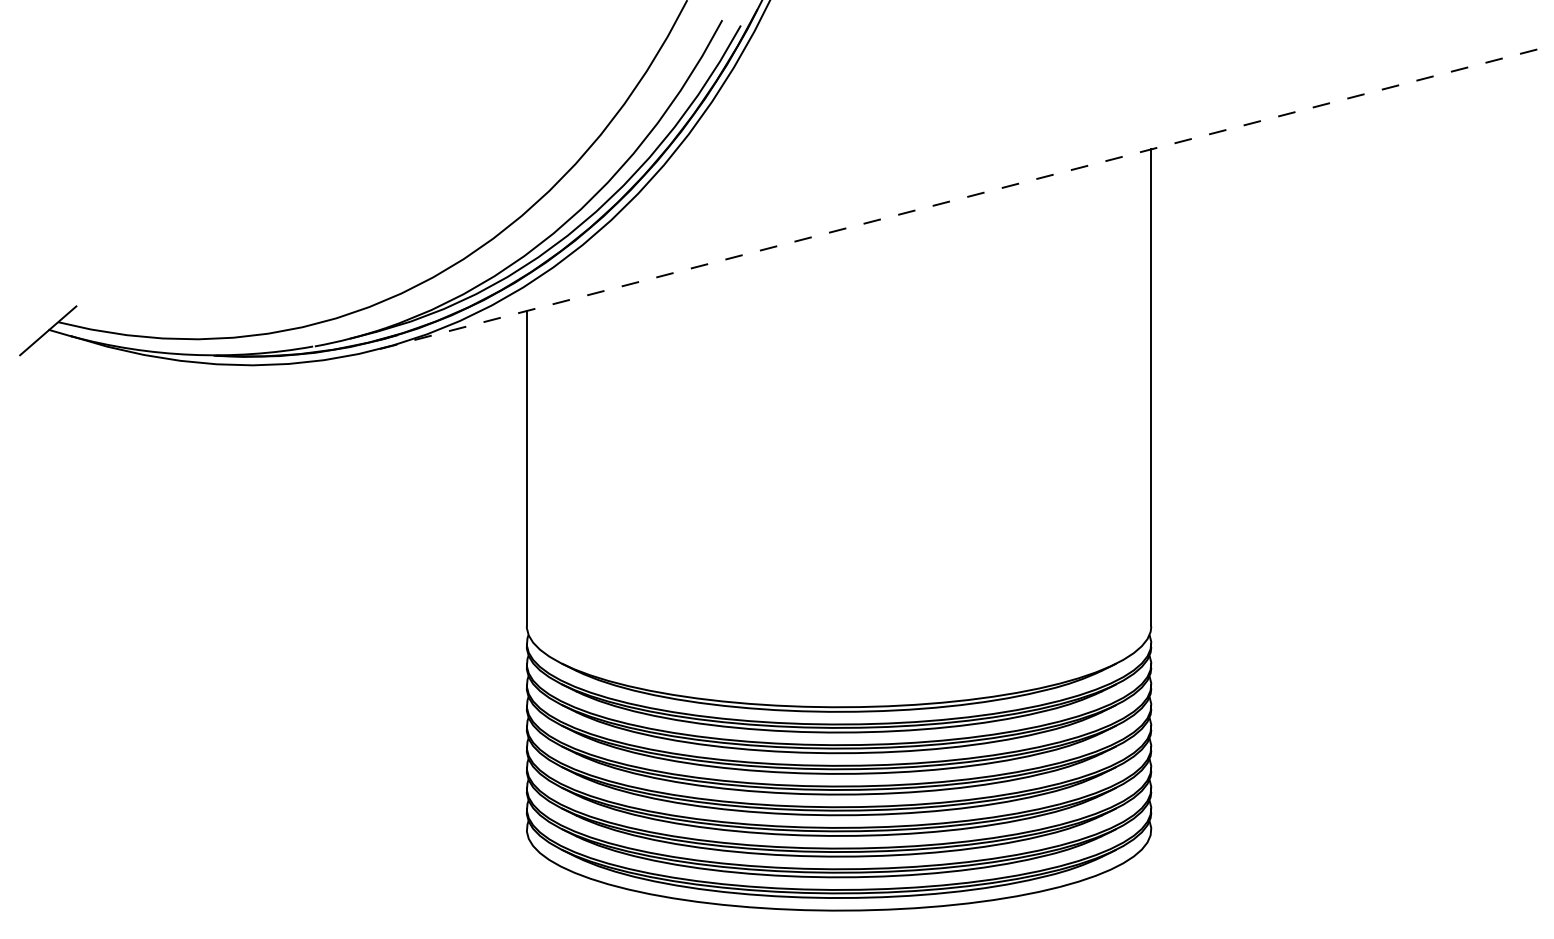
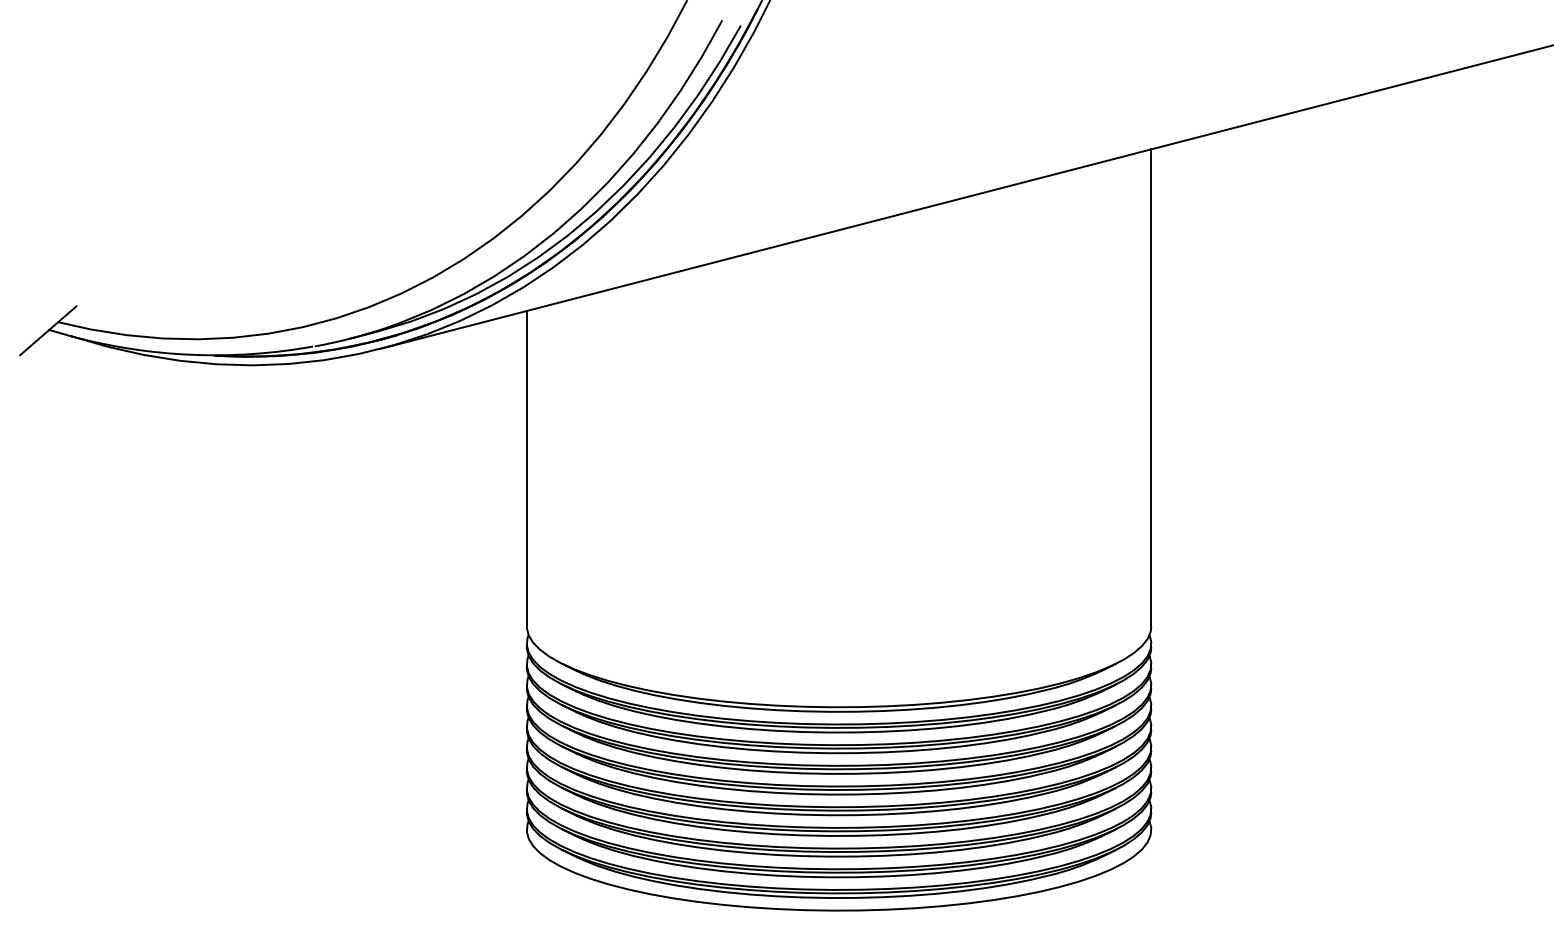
line: dashed -> solid (967, 196)
